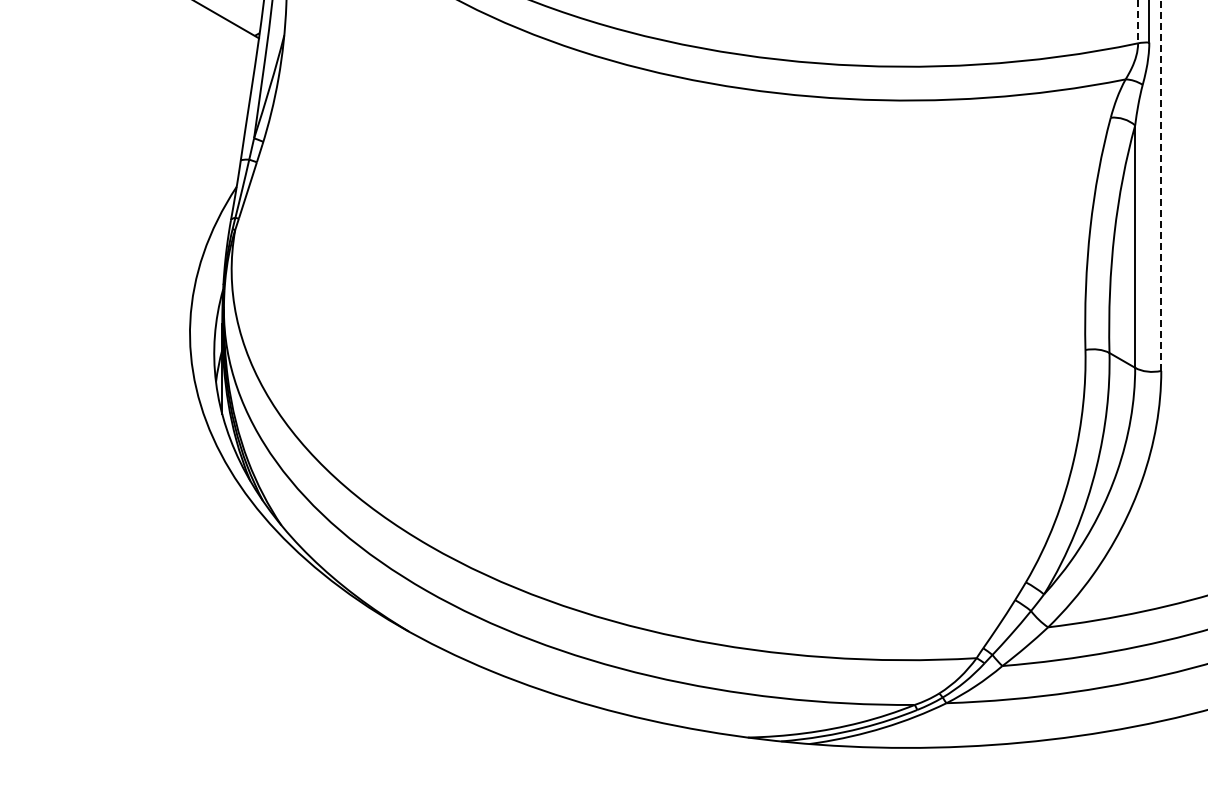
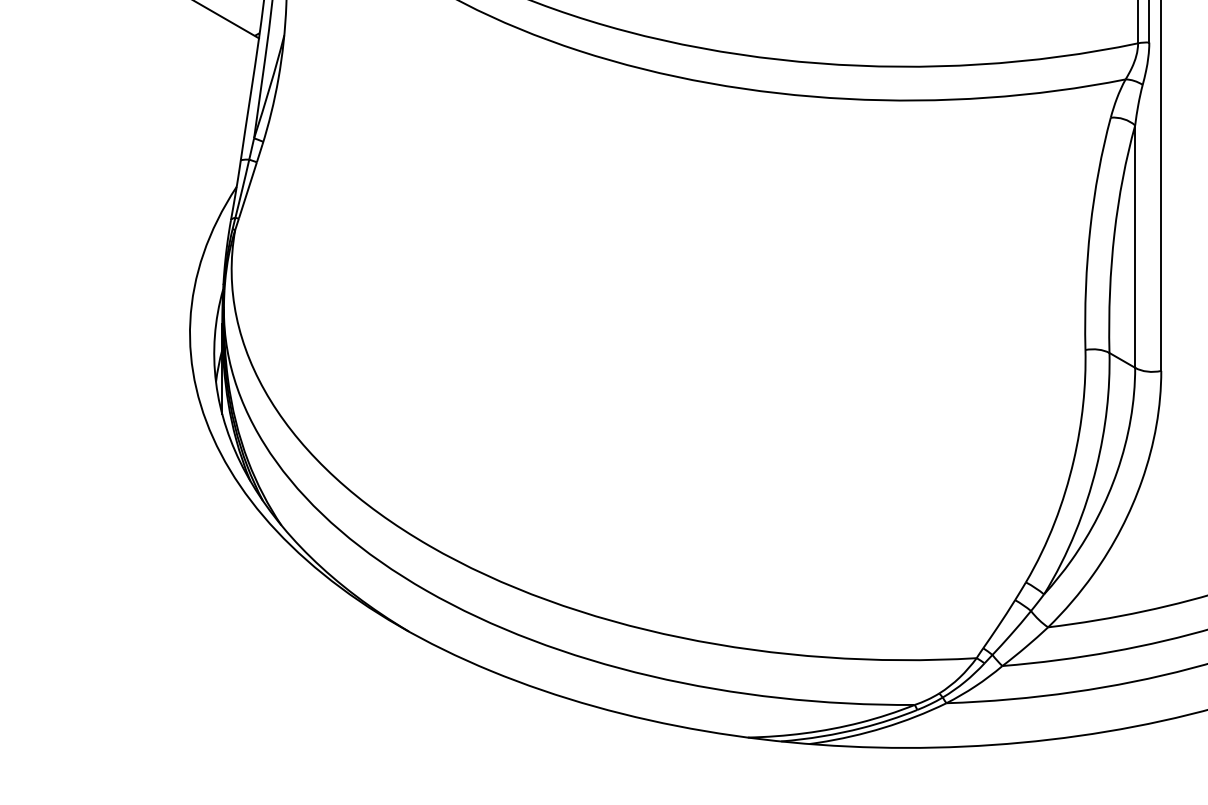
line: dashed -> solid (1138, 22)
line: dashed -> solid (1161, 185)
